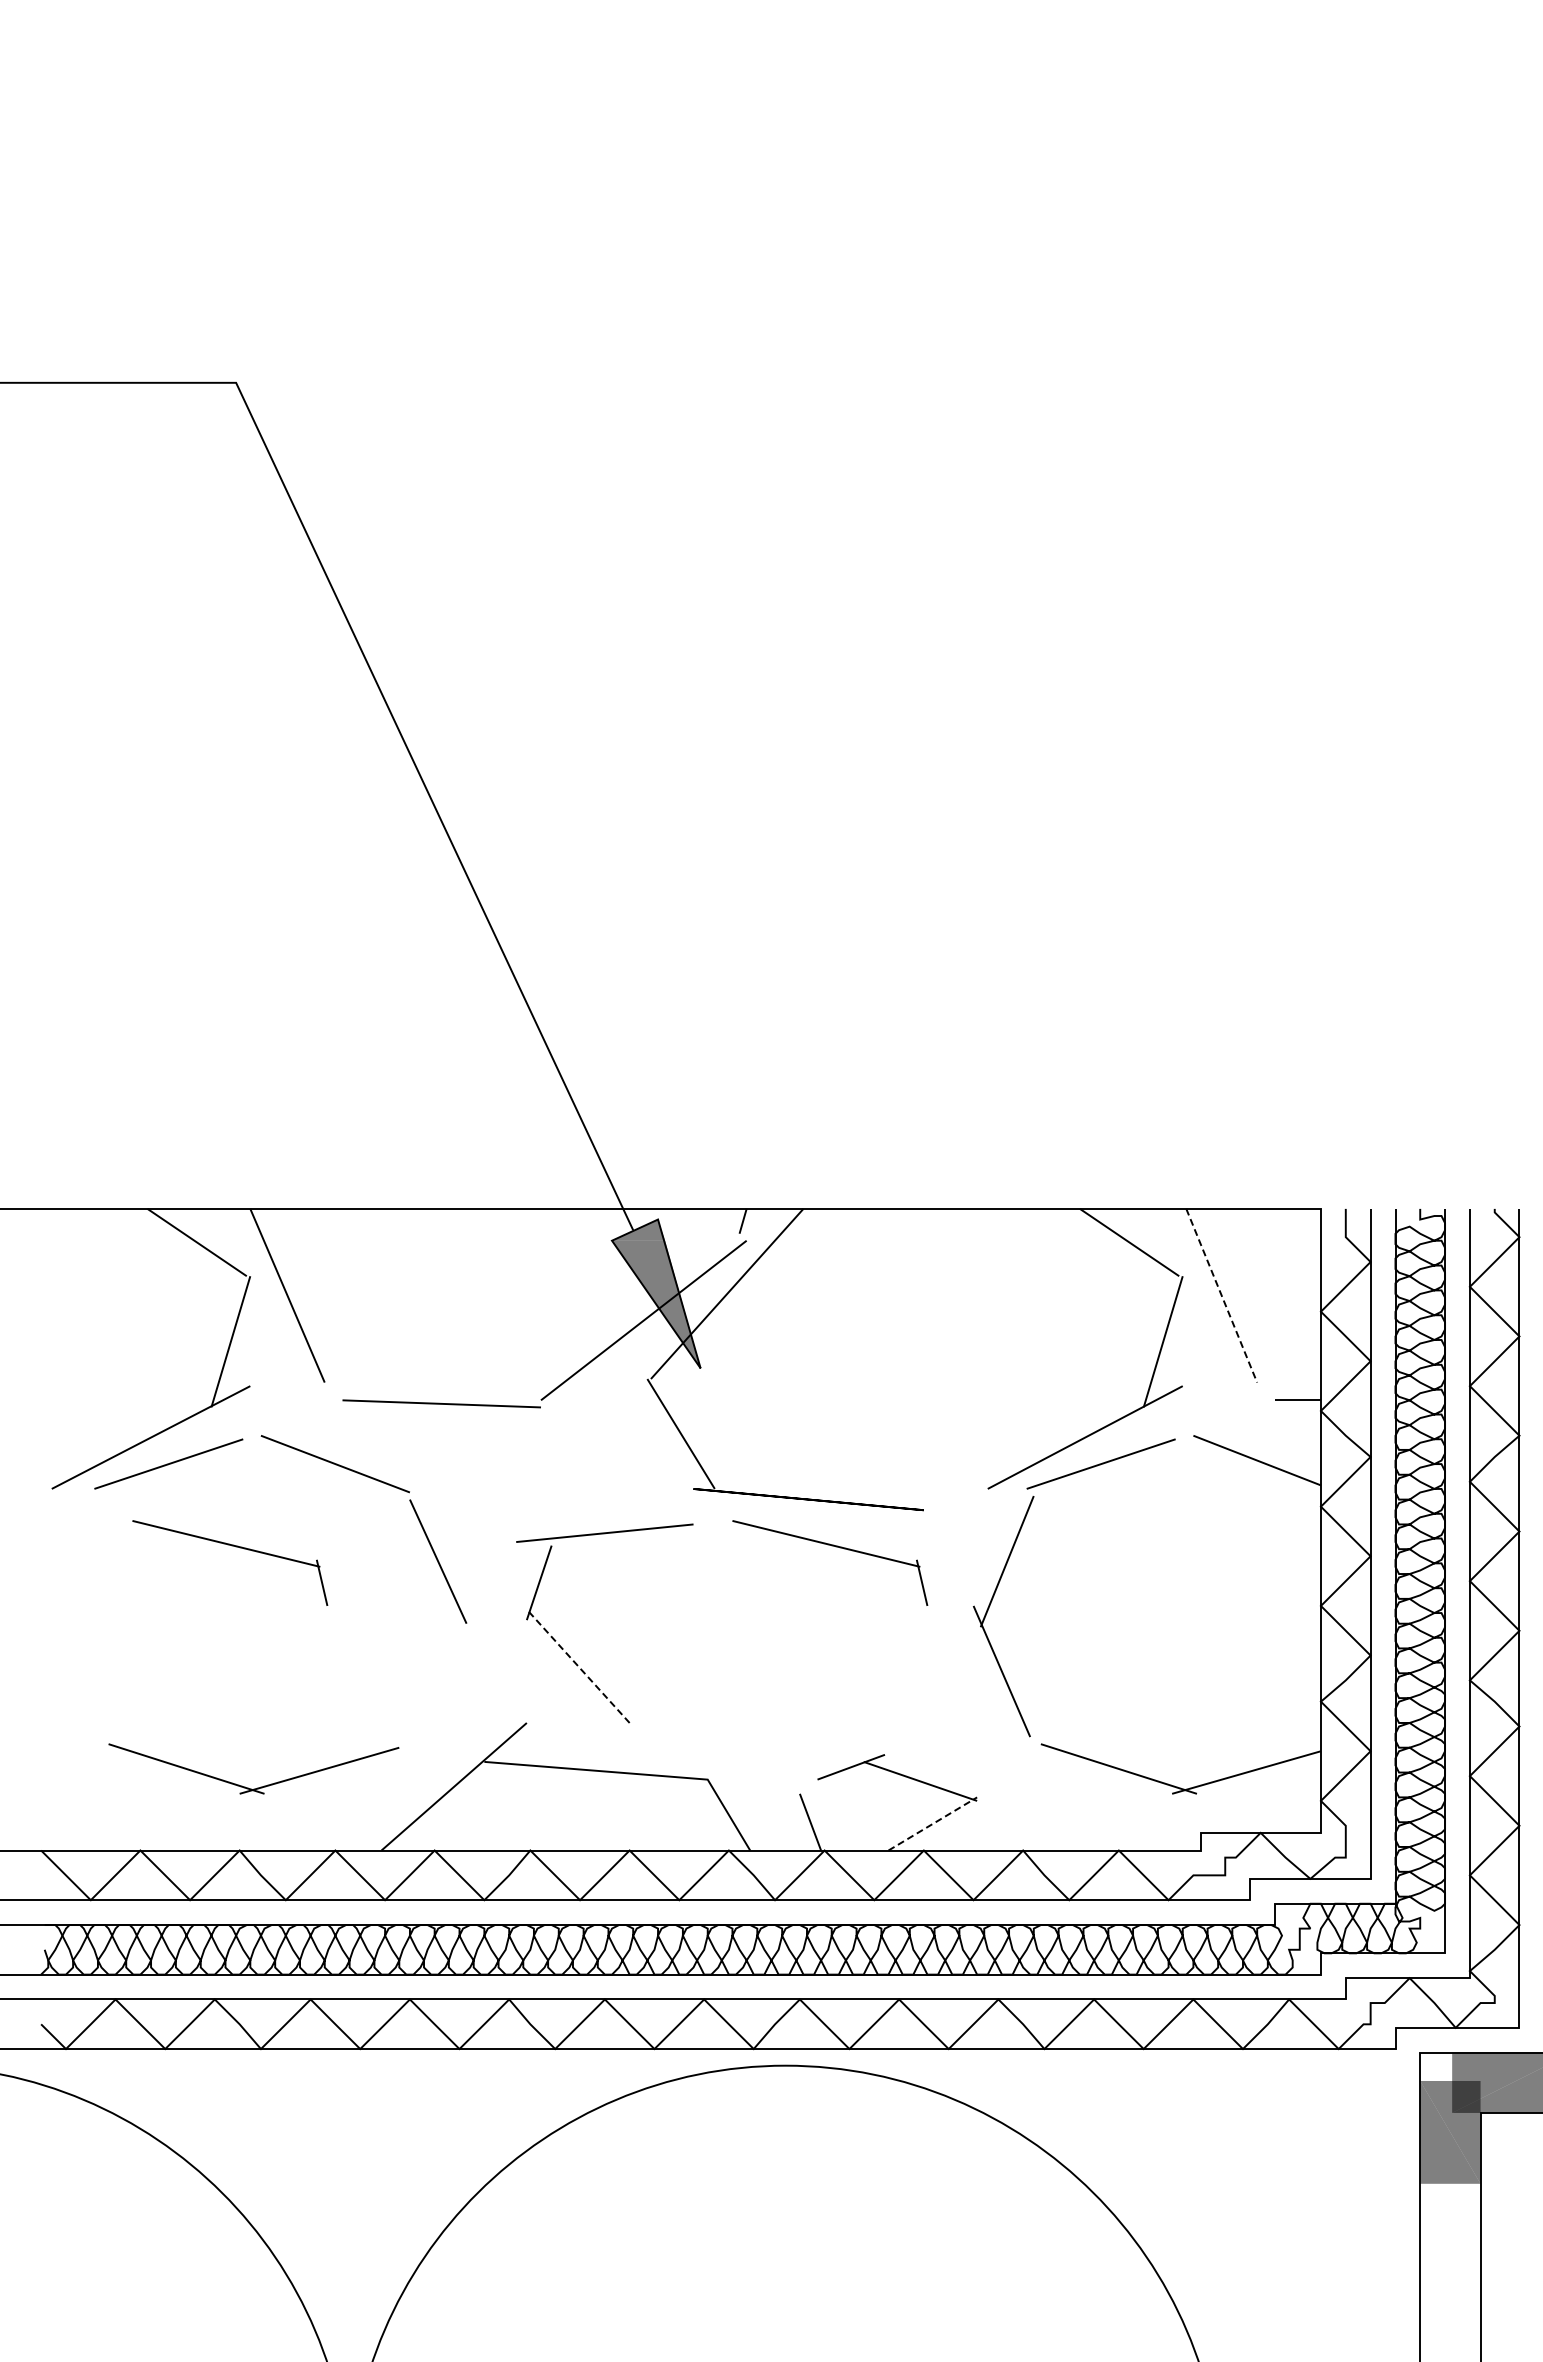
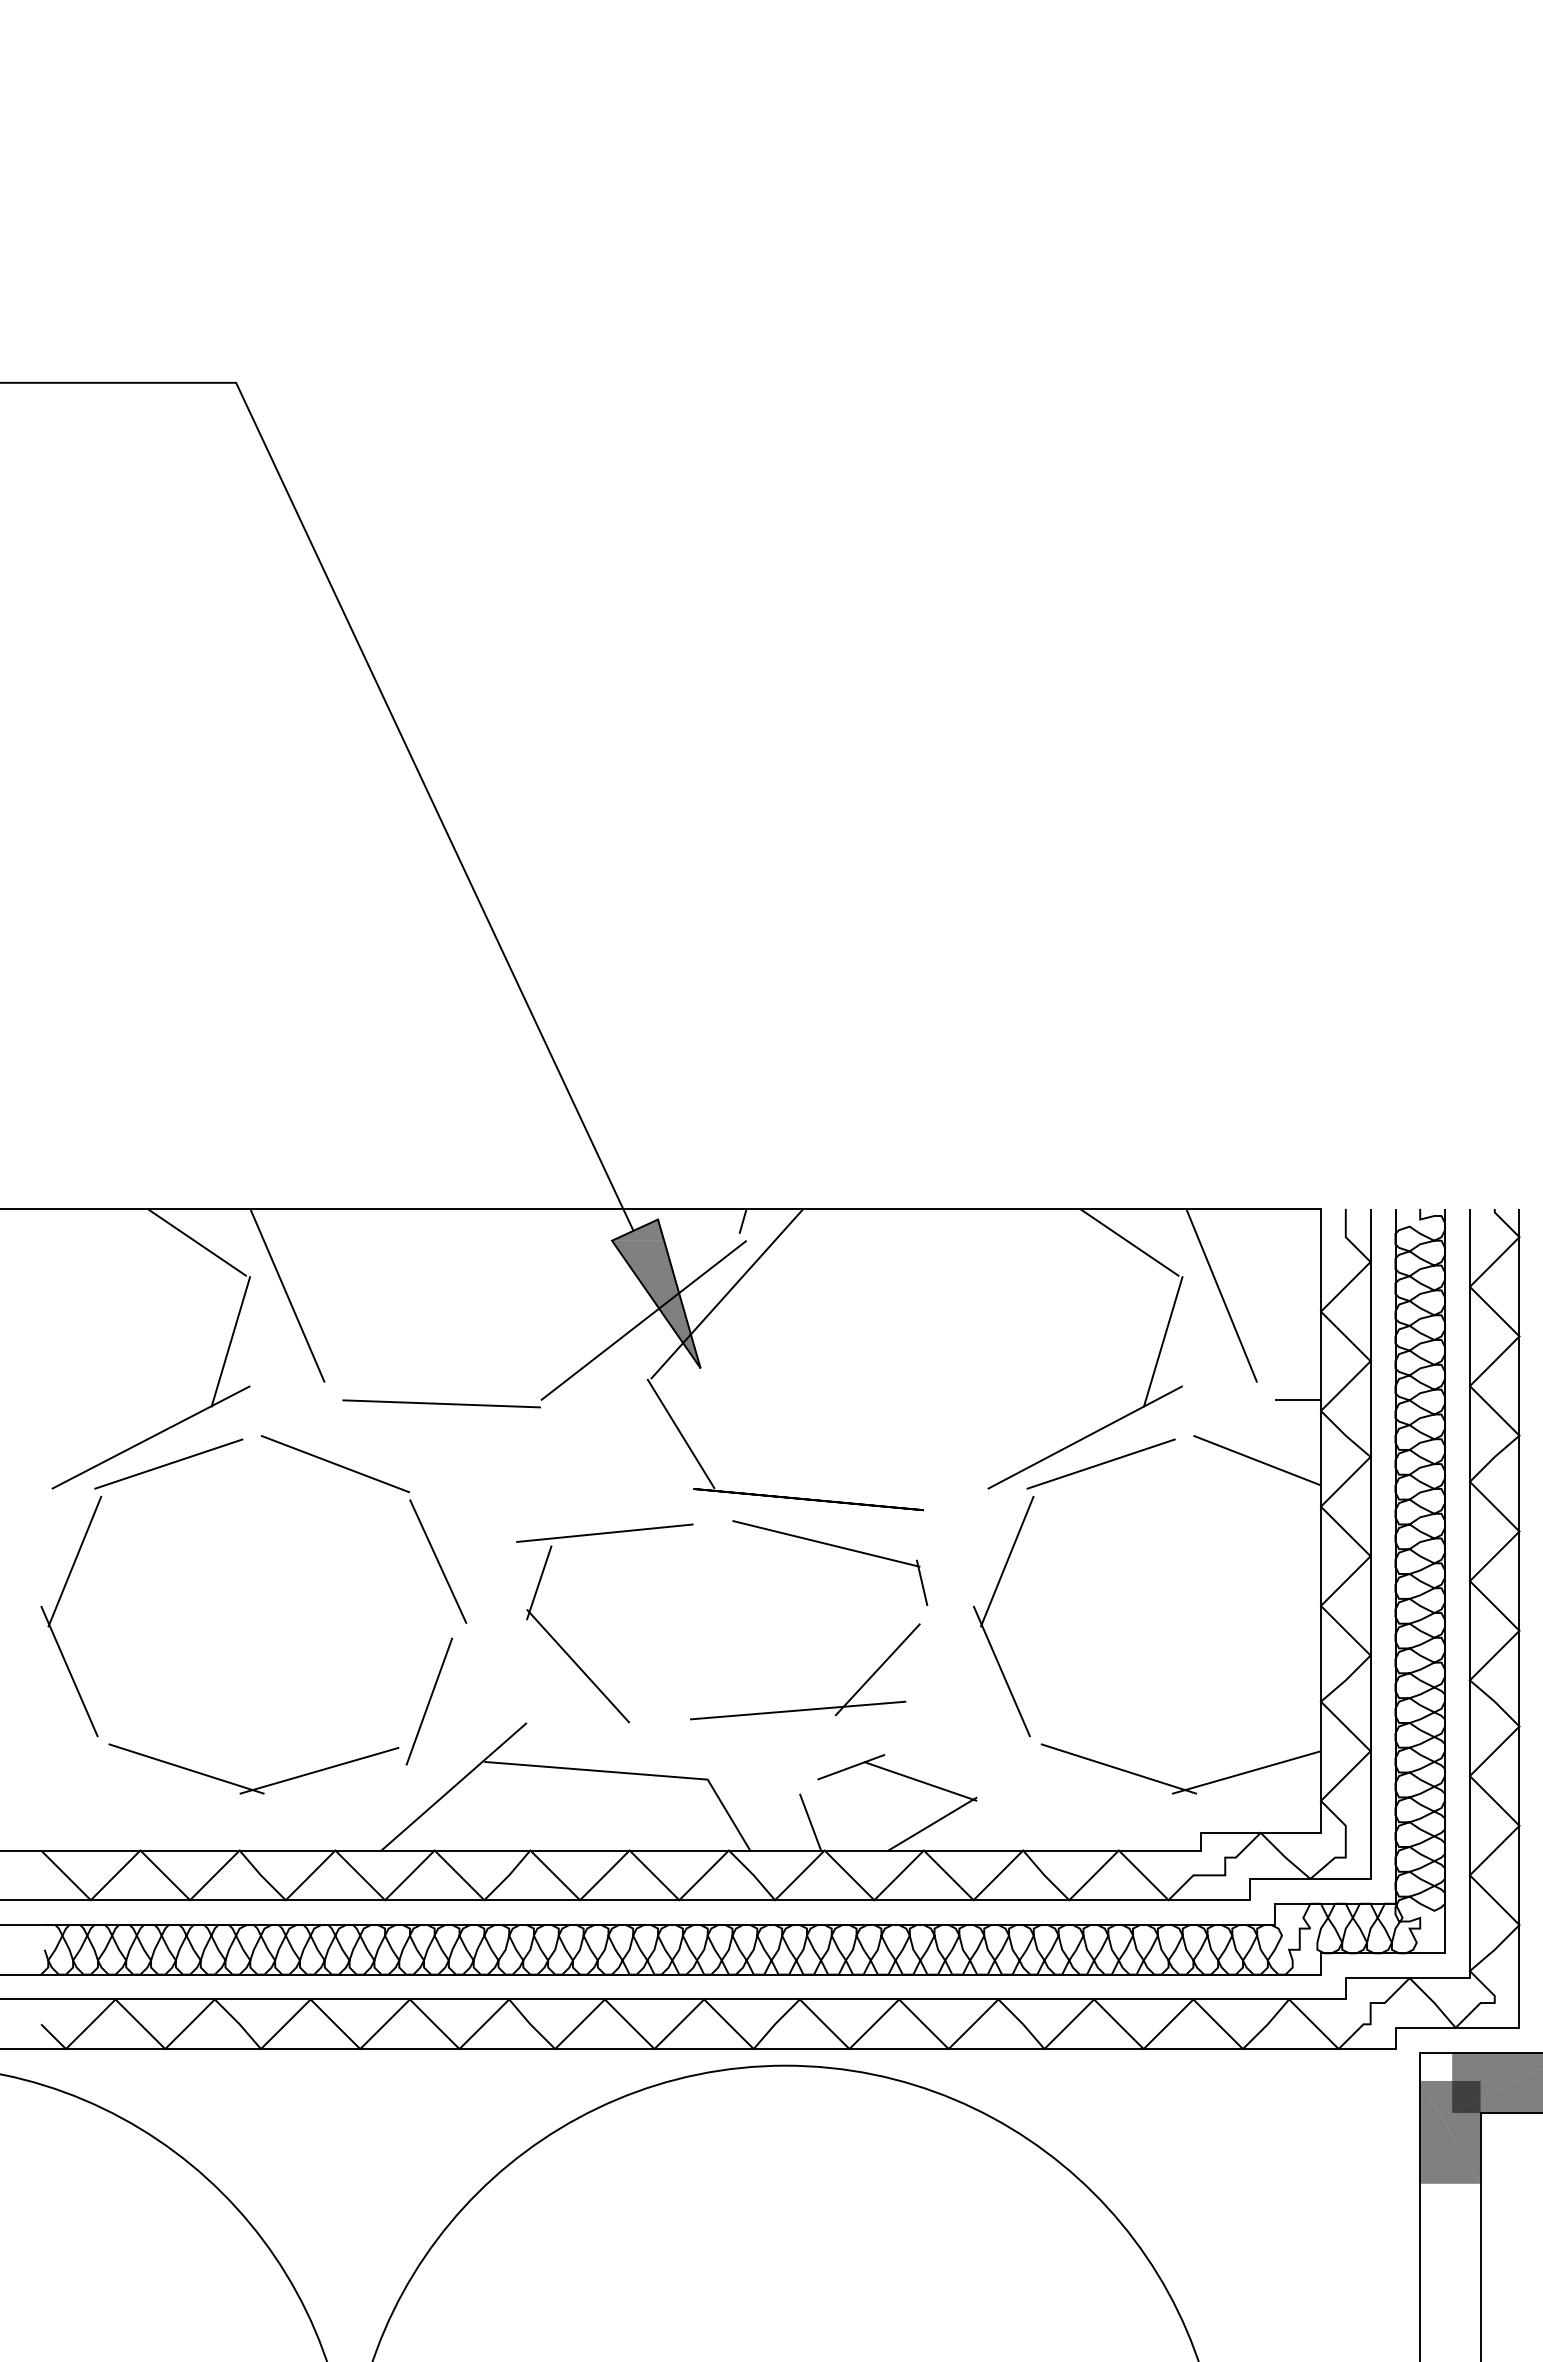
line: dashed -> solid (1221, 1295)
part: present -> none (235, 1547)
part: none -> present (55, 1612)
line: dashed -> solid (578, 1666)
line: none -> present (429, 1701)
part: none -> present (807, 1708)
line: dashed -> solid (932, 1823)
